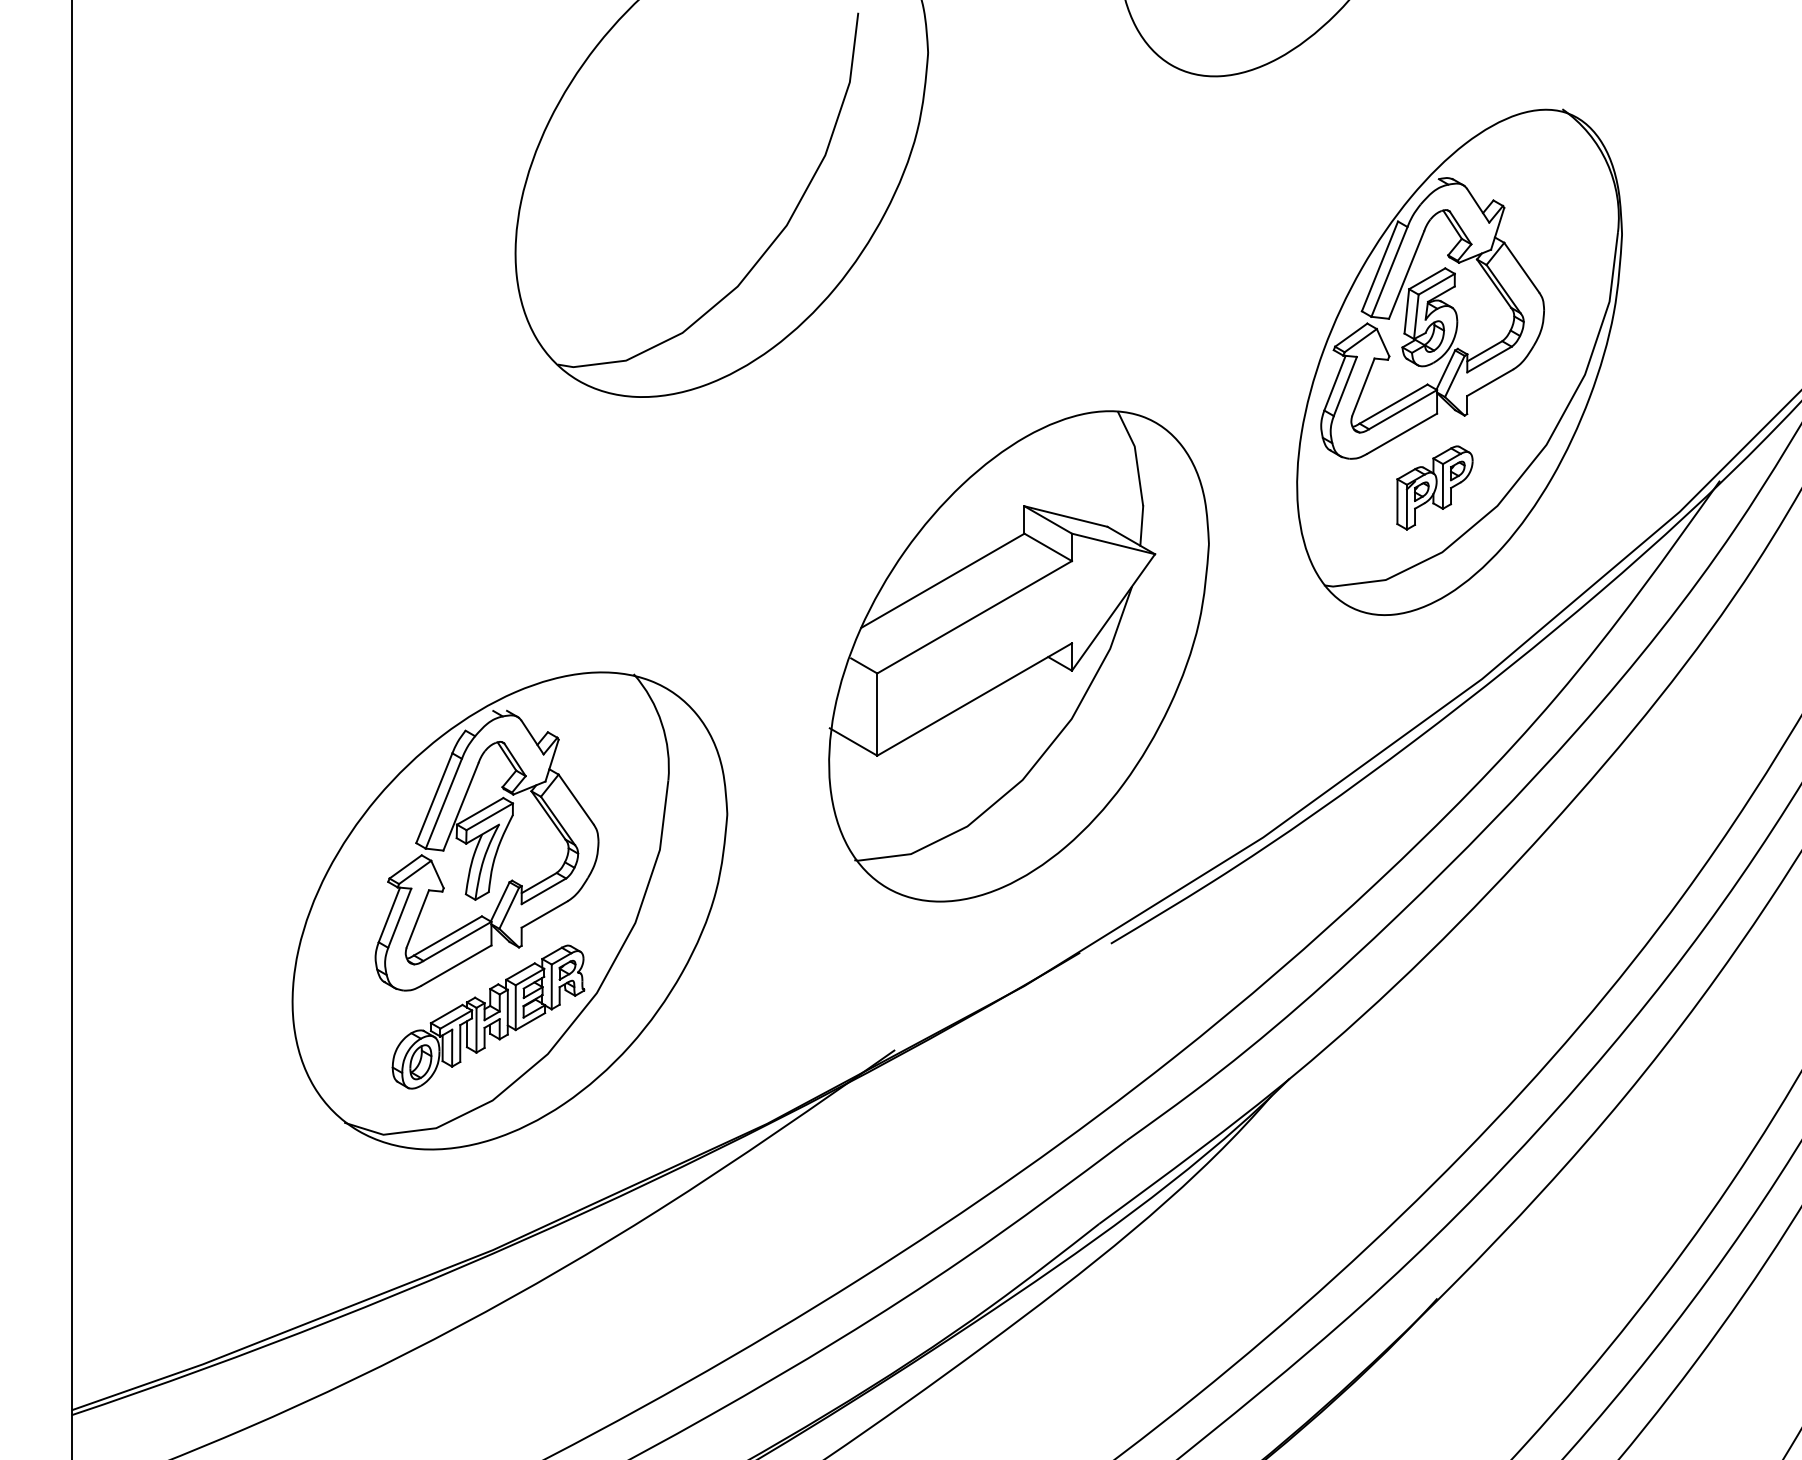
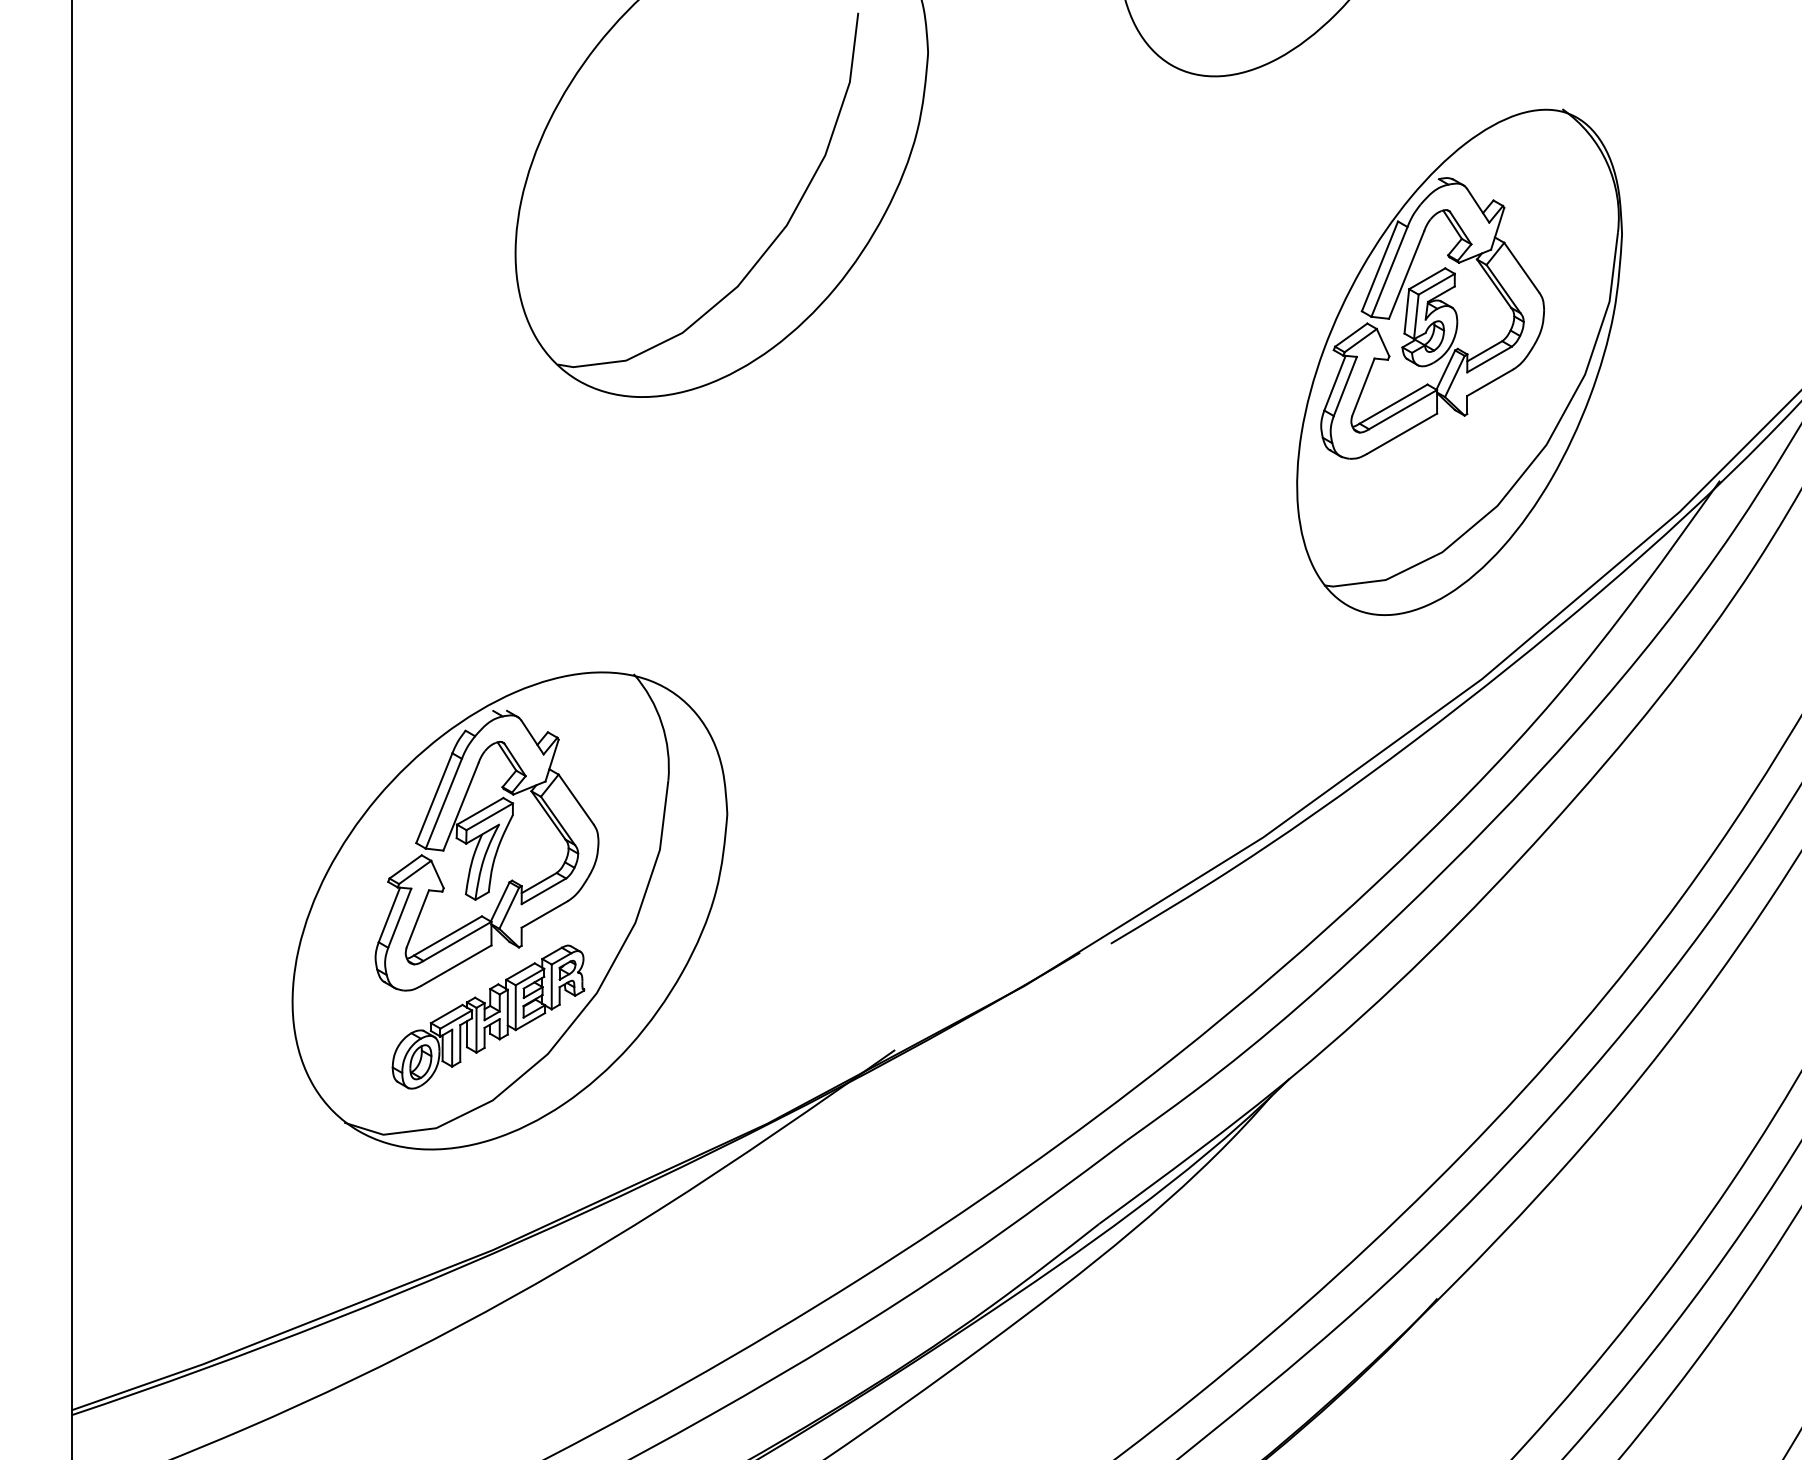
part: present -> none (1434, 487)
part: present -> none (1018, 656)
